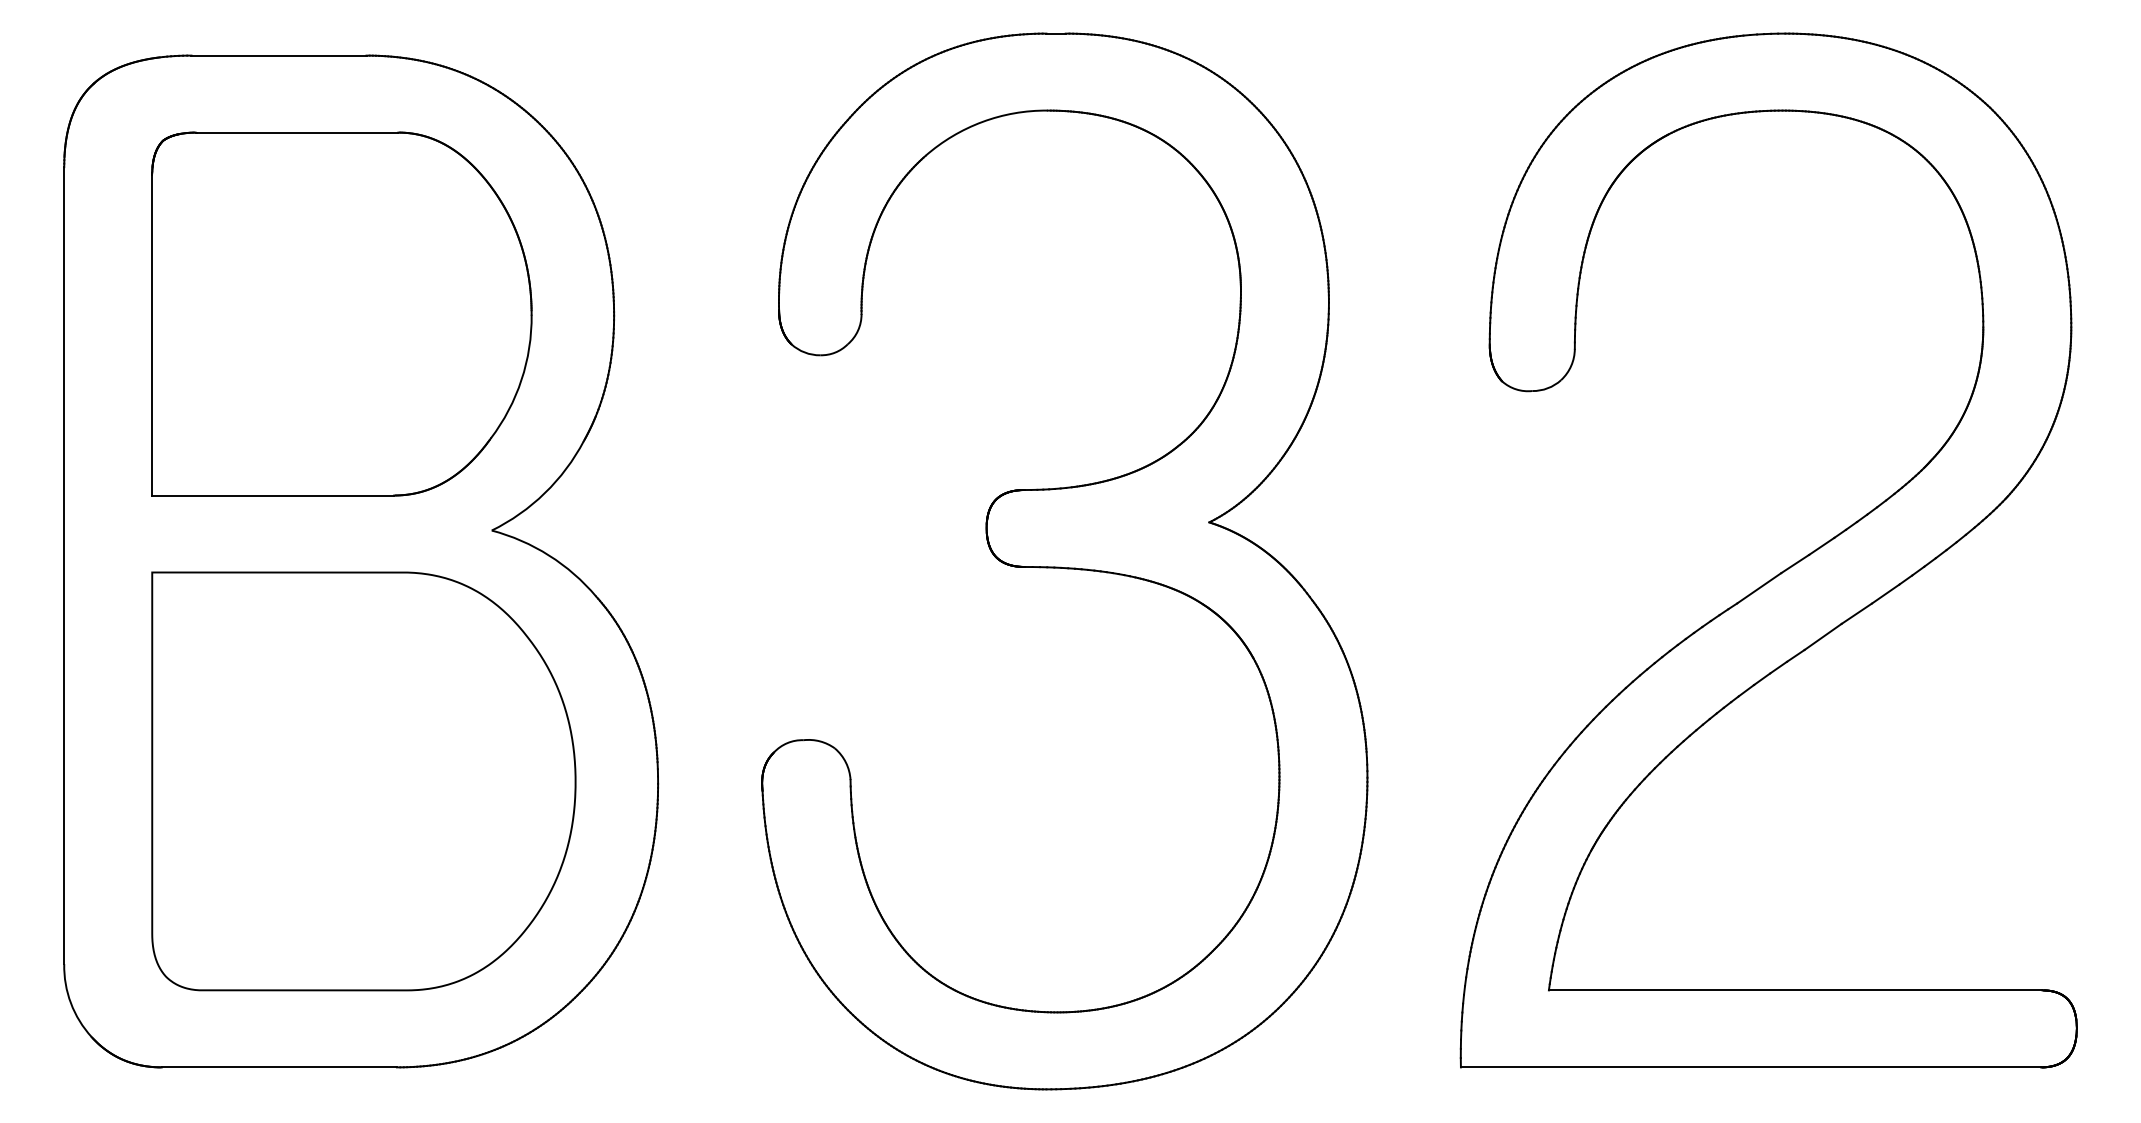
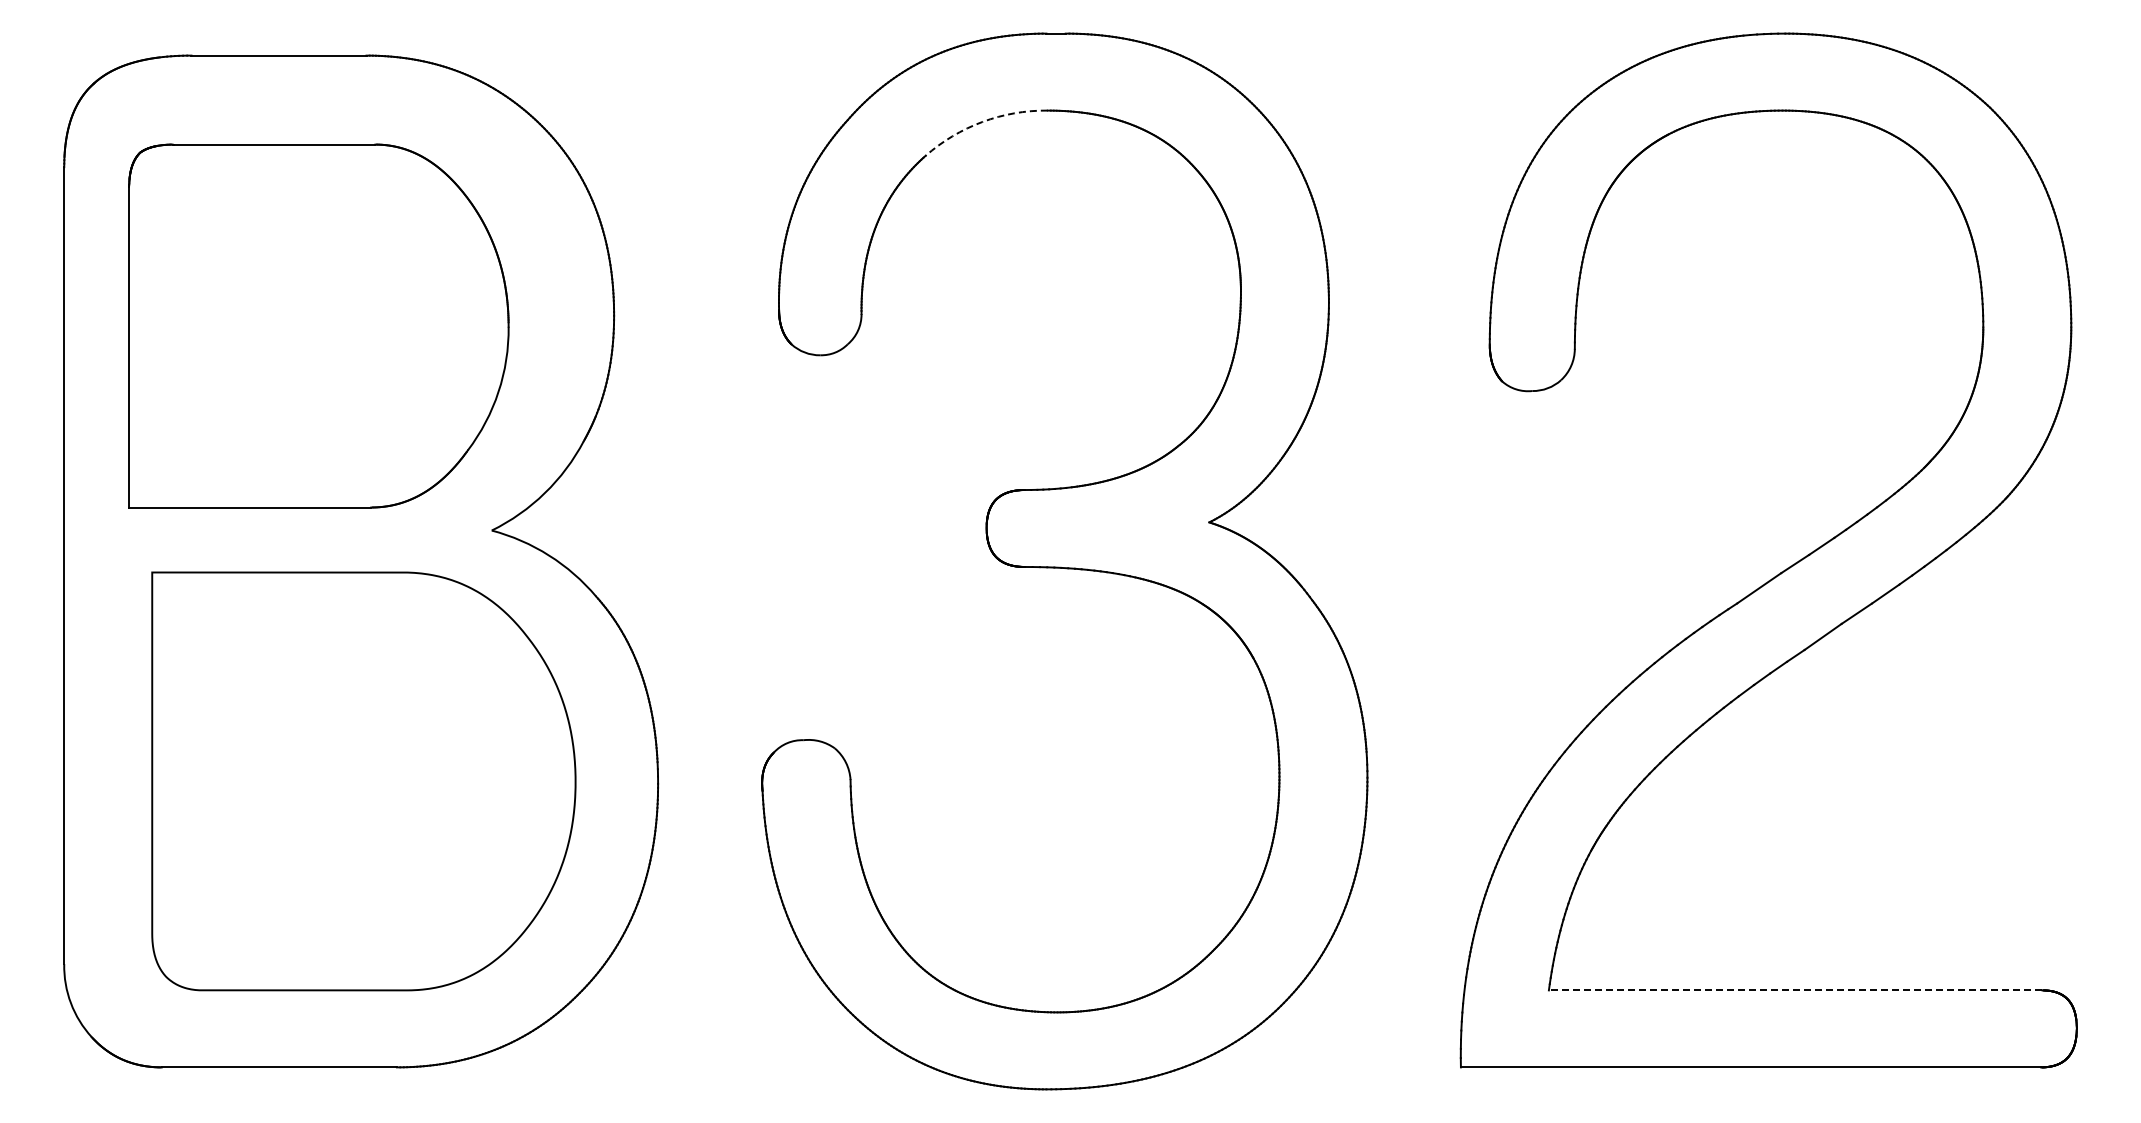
arc: solid -> dashed (982, 121)
part position: (341, 313) -> (318, 325) (318, 325)
line: solid -> dashed (1795, 990)
